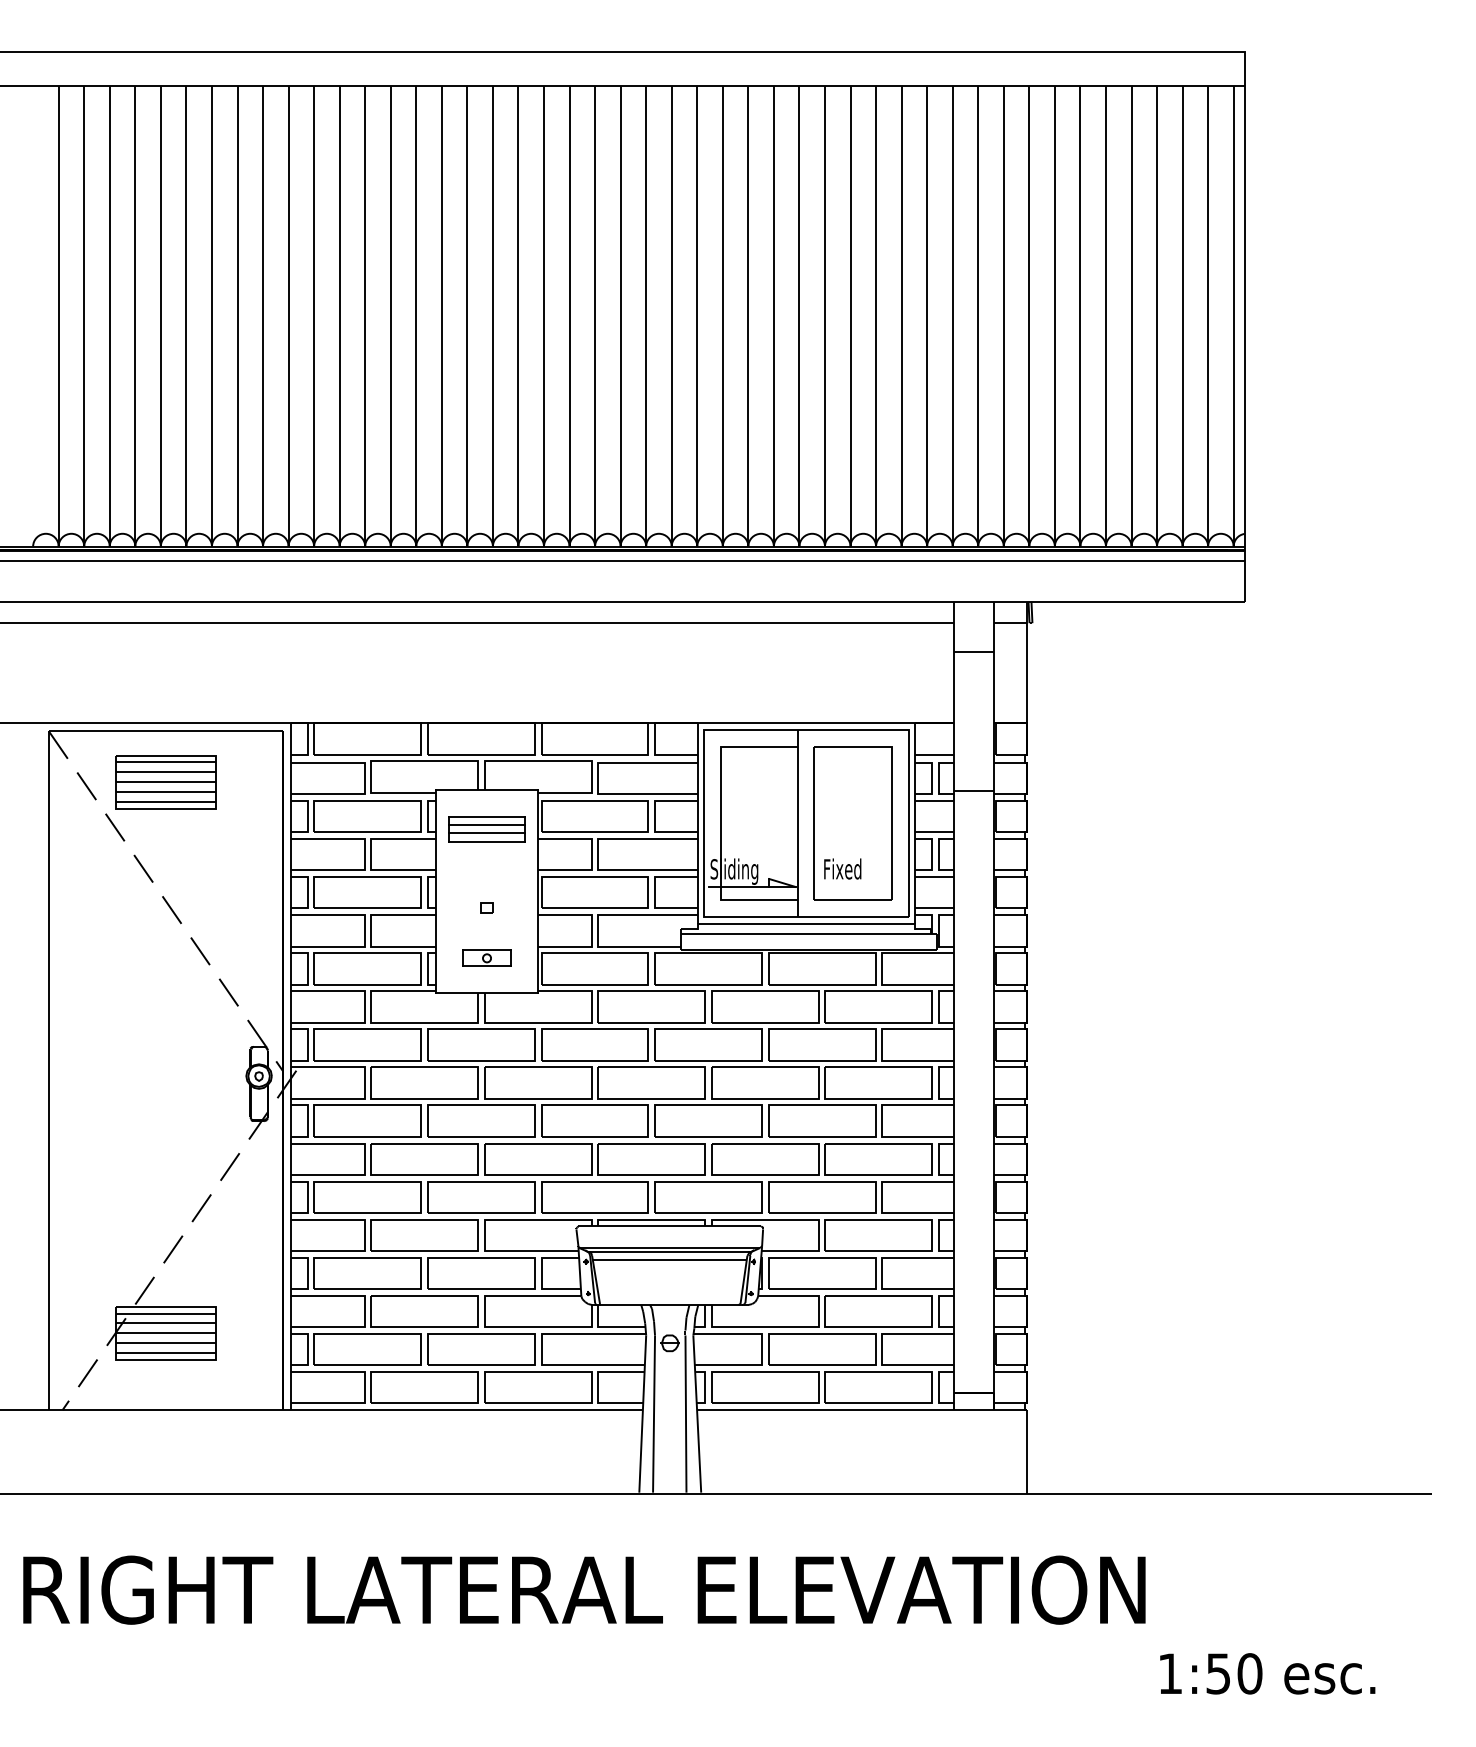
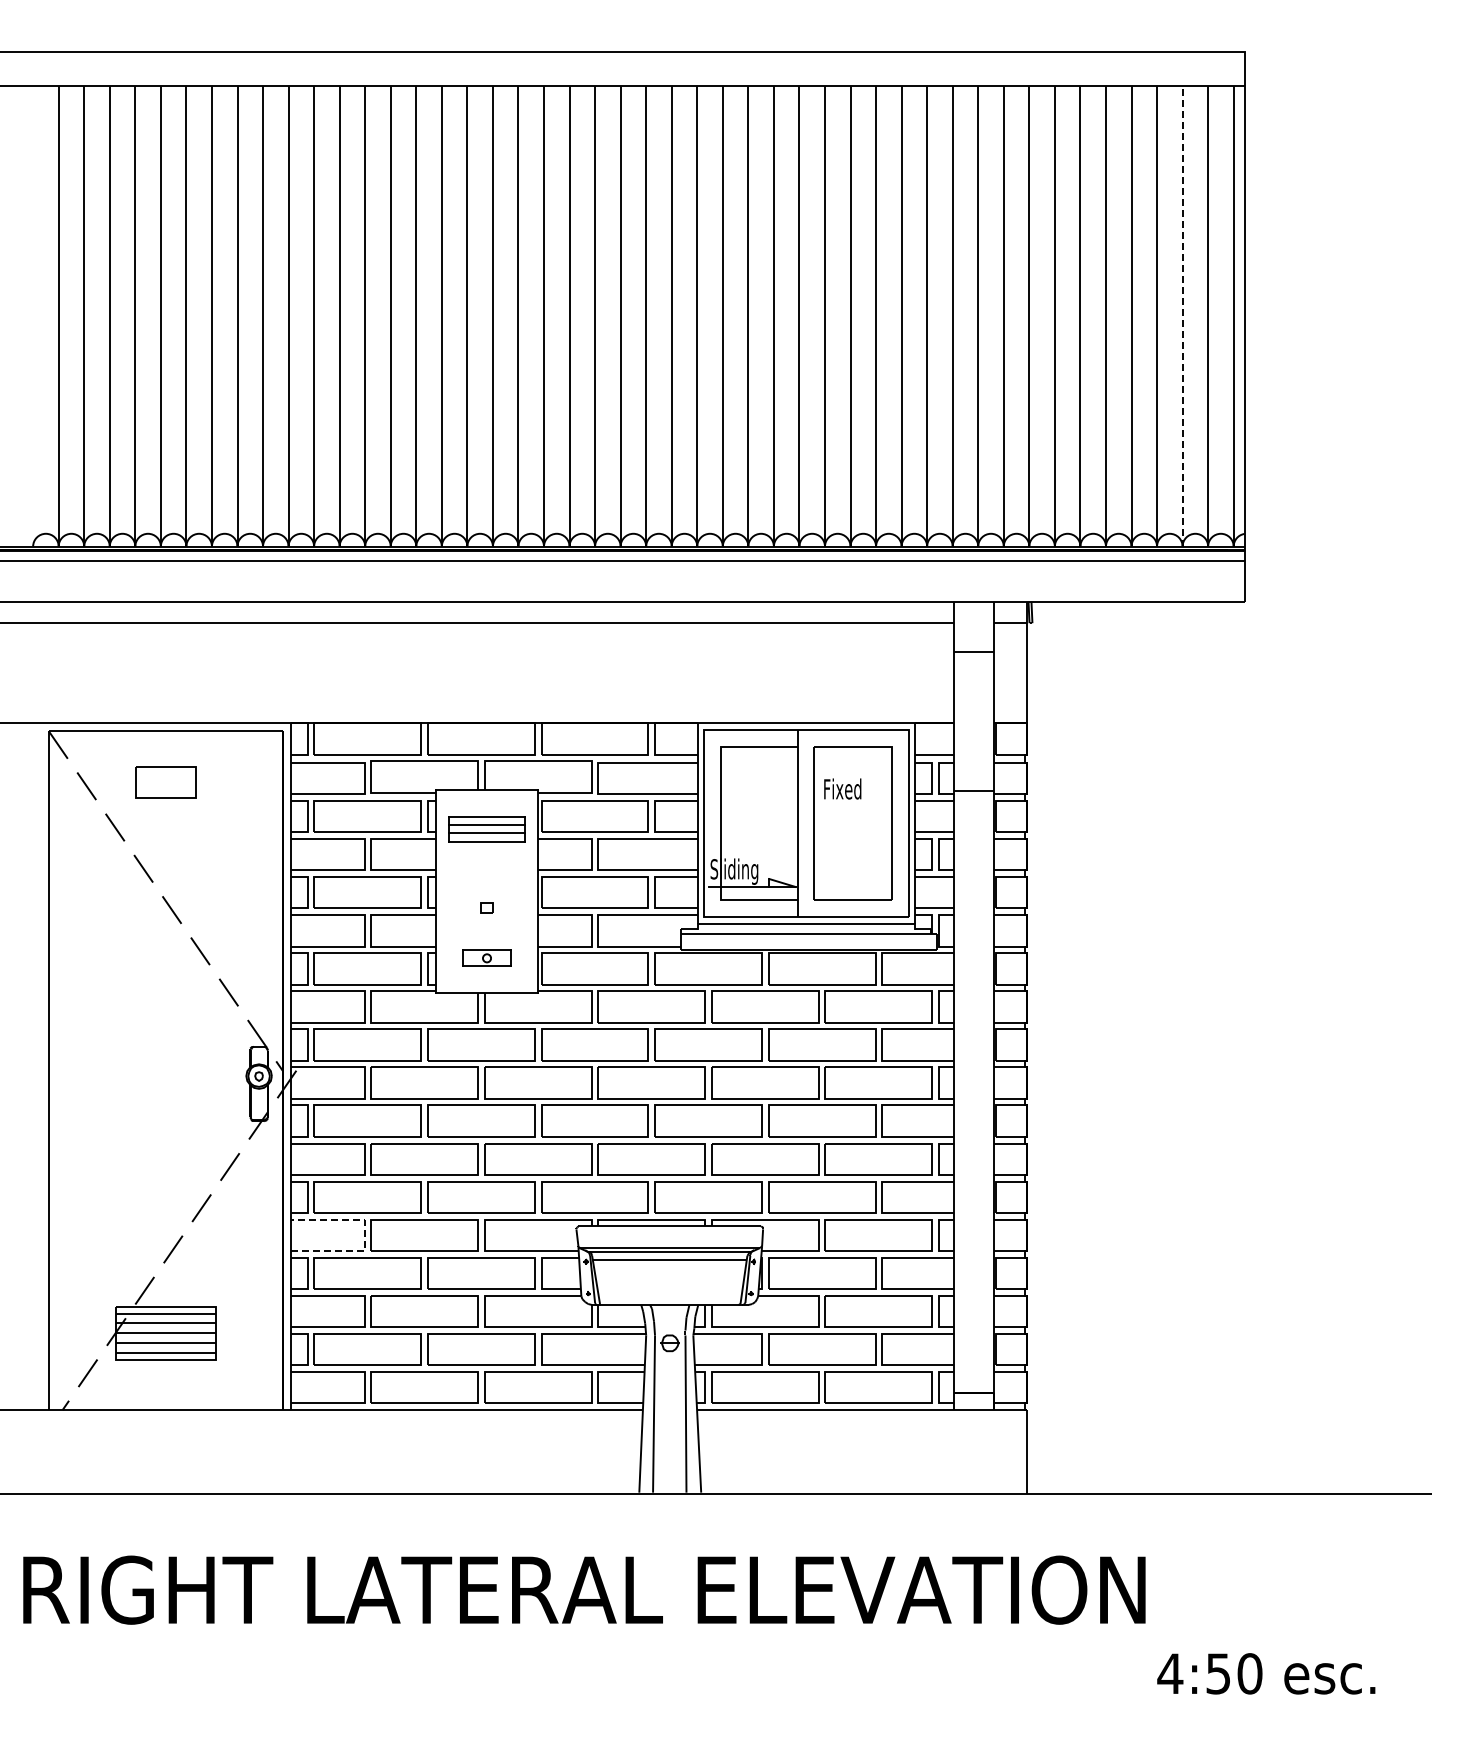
line: solid -> dashed (1182, 315)
part size: 102x55 px -> 62x33 px (165, 782)
text position: (842, 868) -> (842, 788) (842, 788)
line: solid -> dashed (364, 1235)
text: 1:50 -> 4:50 (1170, 1673)
